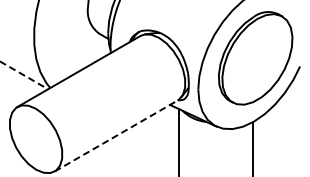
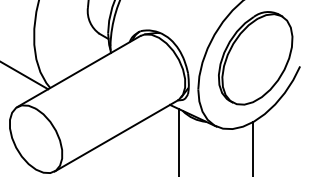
line: dashed -> solid (24, 75)
line: dashed -> solid (116, 136)
